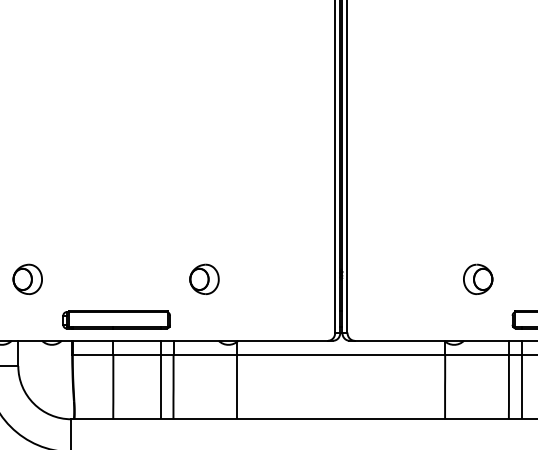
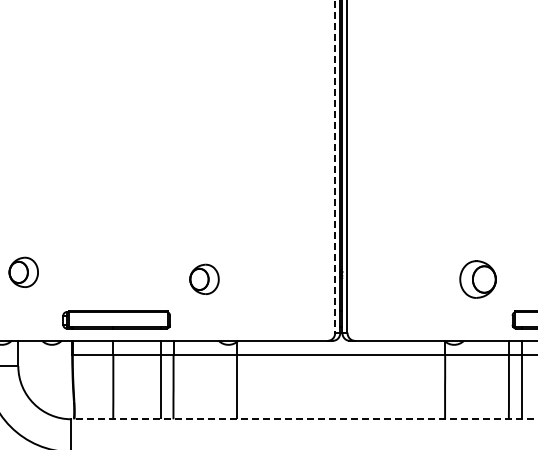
line: solid -> dashed (335, 166)
part position: (27, 278) -> (23, 271) (23, 271)
part size: 31x32 px -> 38x39 px (477, 279)
line: solid -> dashed (304, 419)
